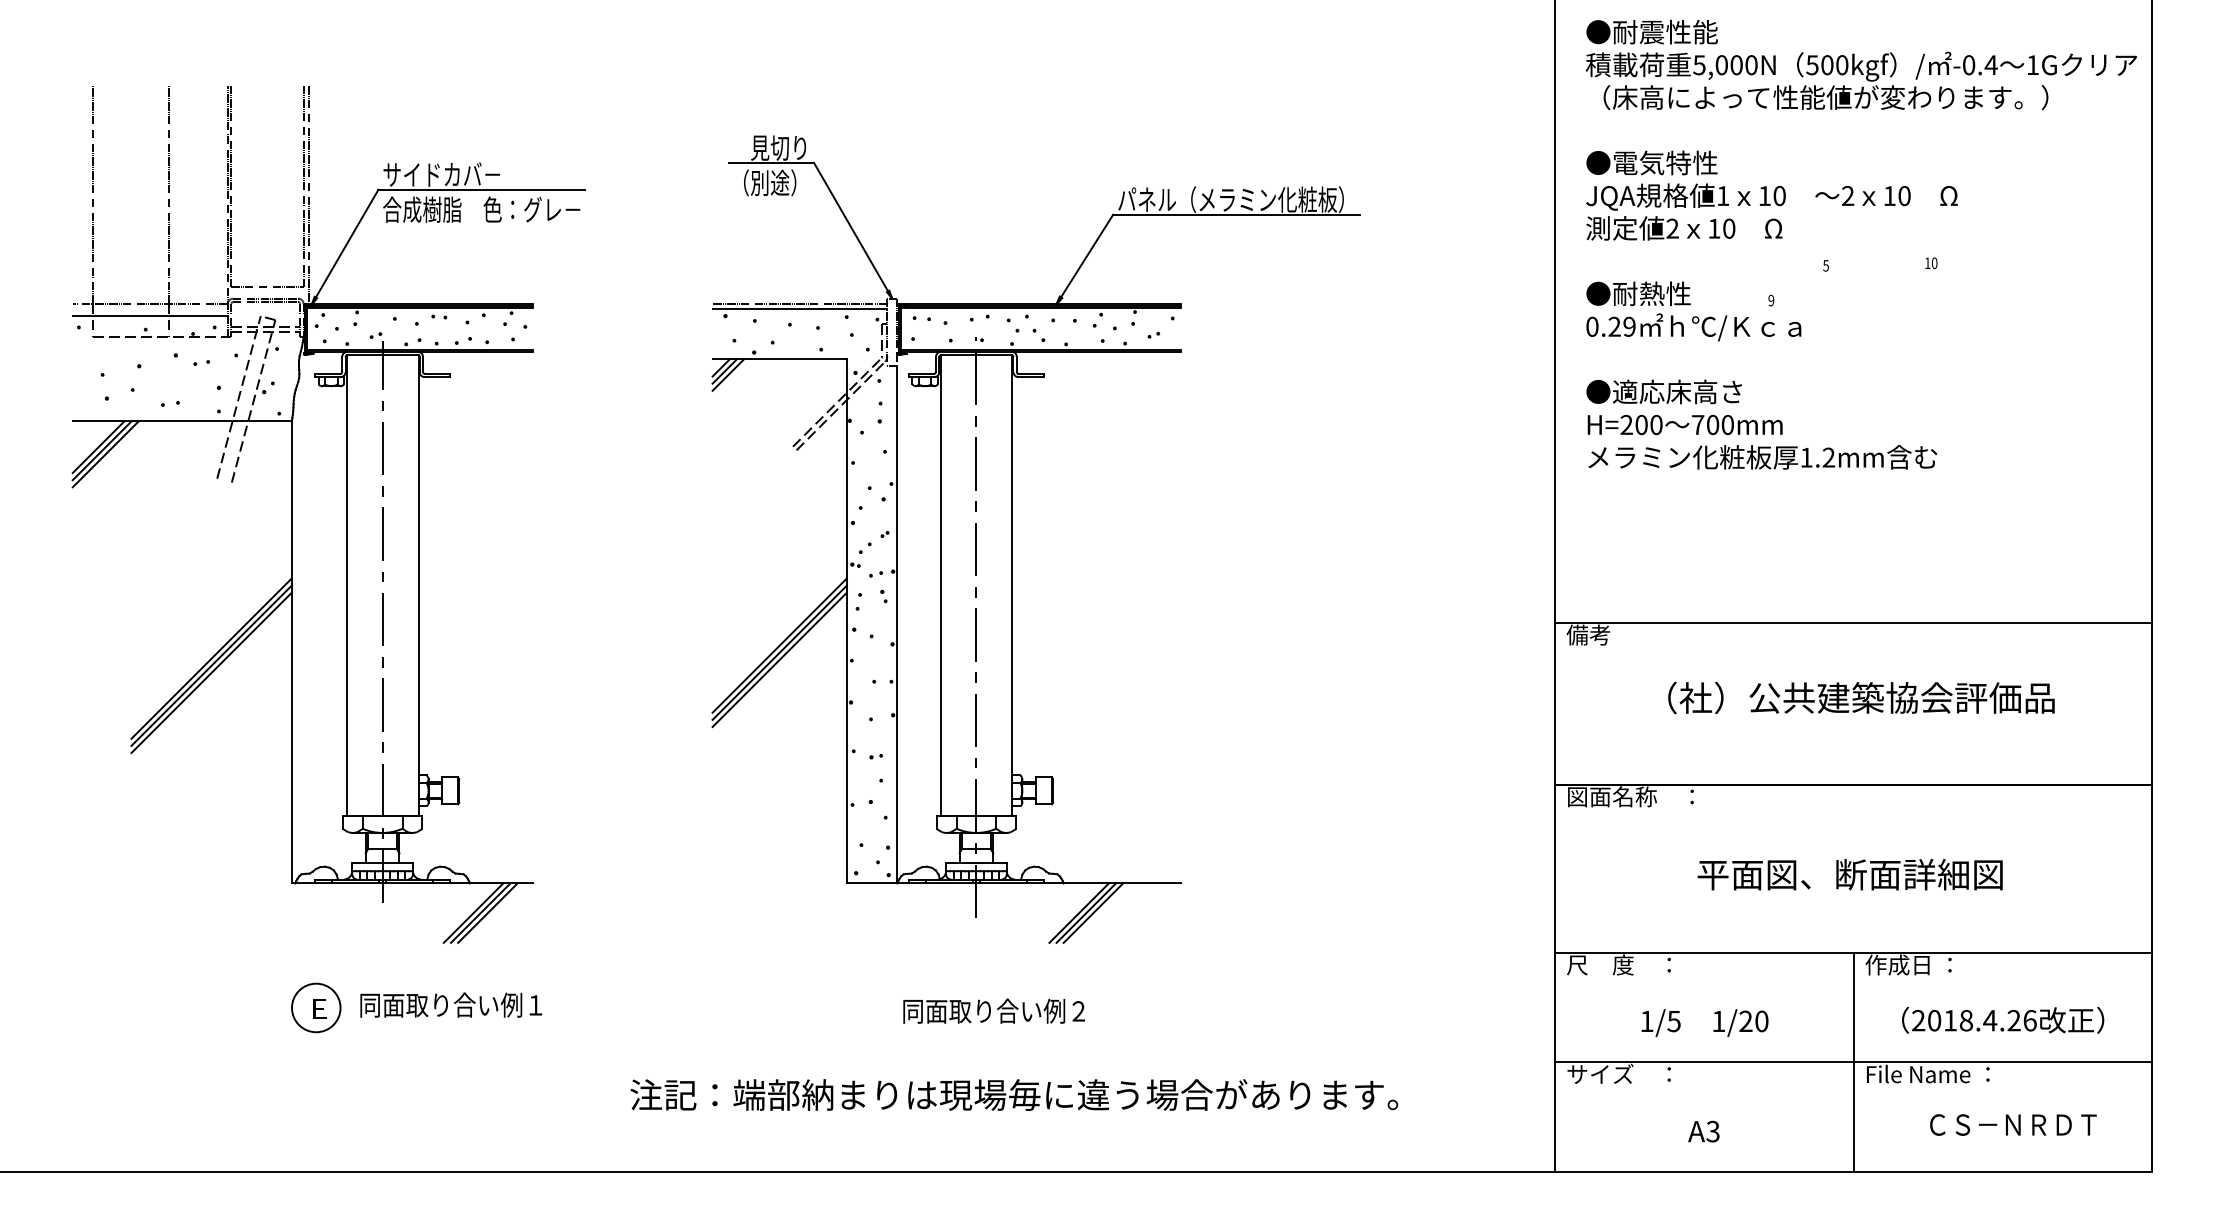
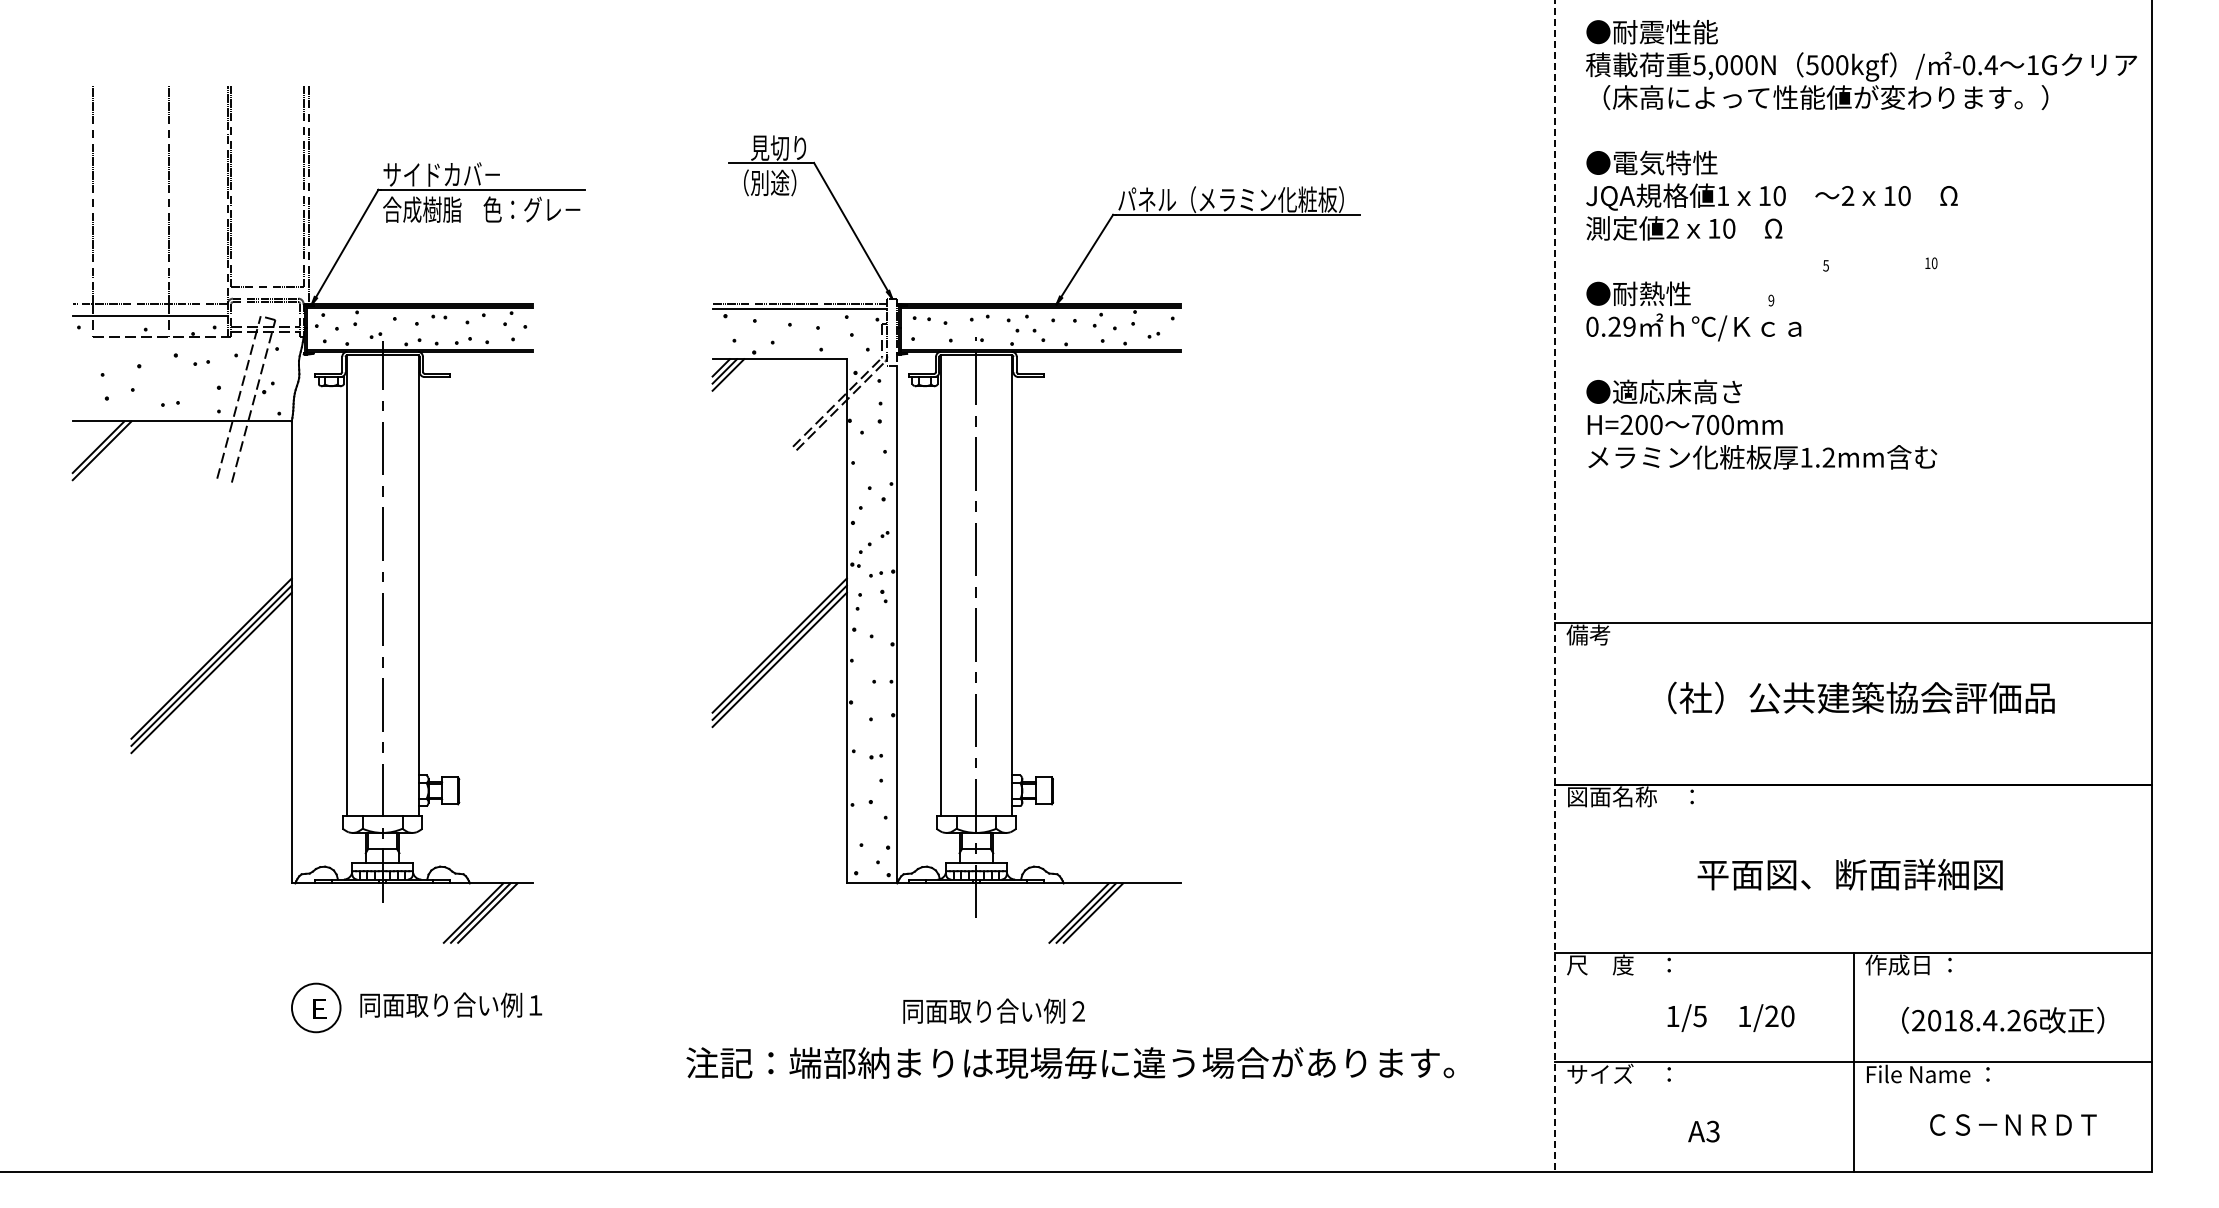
line: present -> none (105, 454)
line: solid -> dashed (1555, 586)
text position: (1704, 1022) -> (1730, 1017) (1730, 1017)
text position: (1014, 1094) -> (1070, 1062) (1070, 1062)
